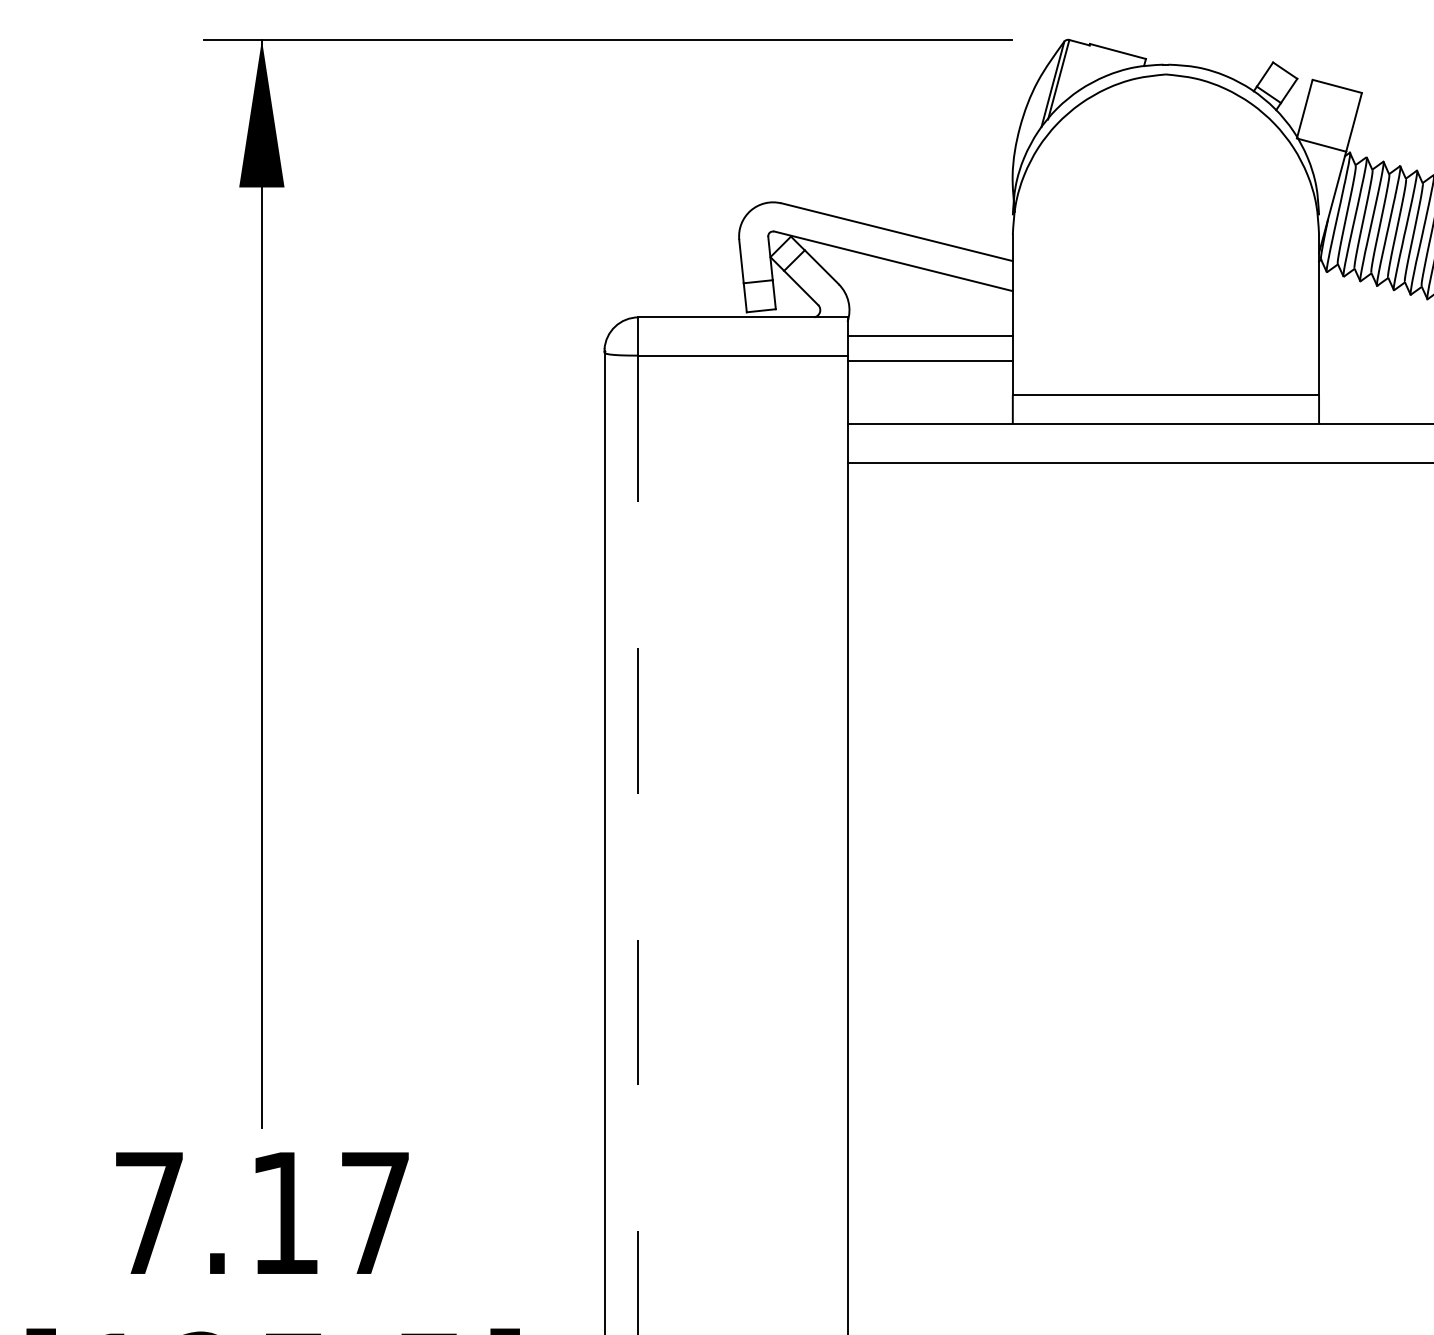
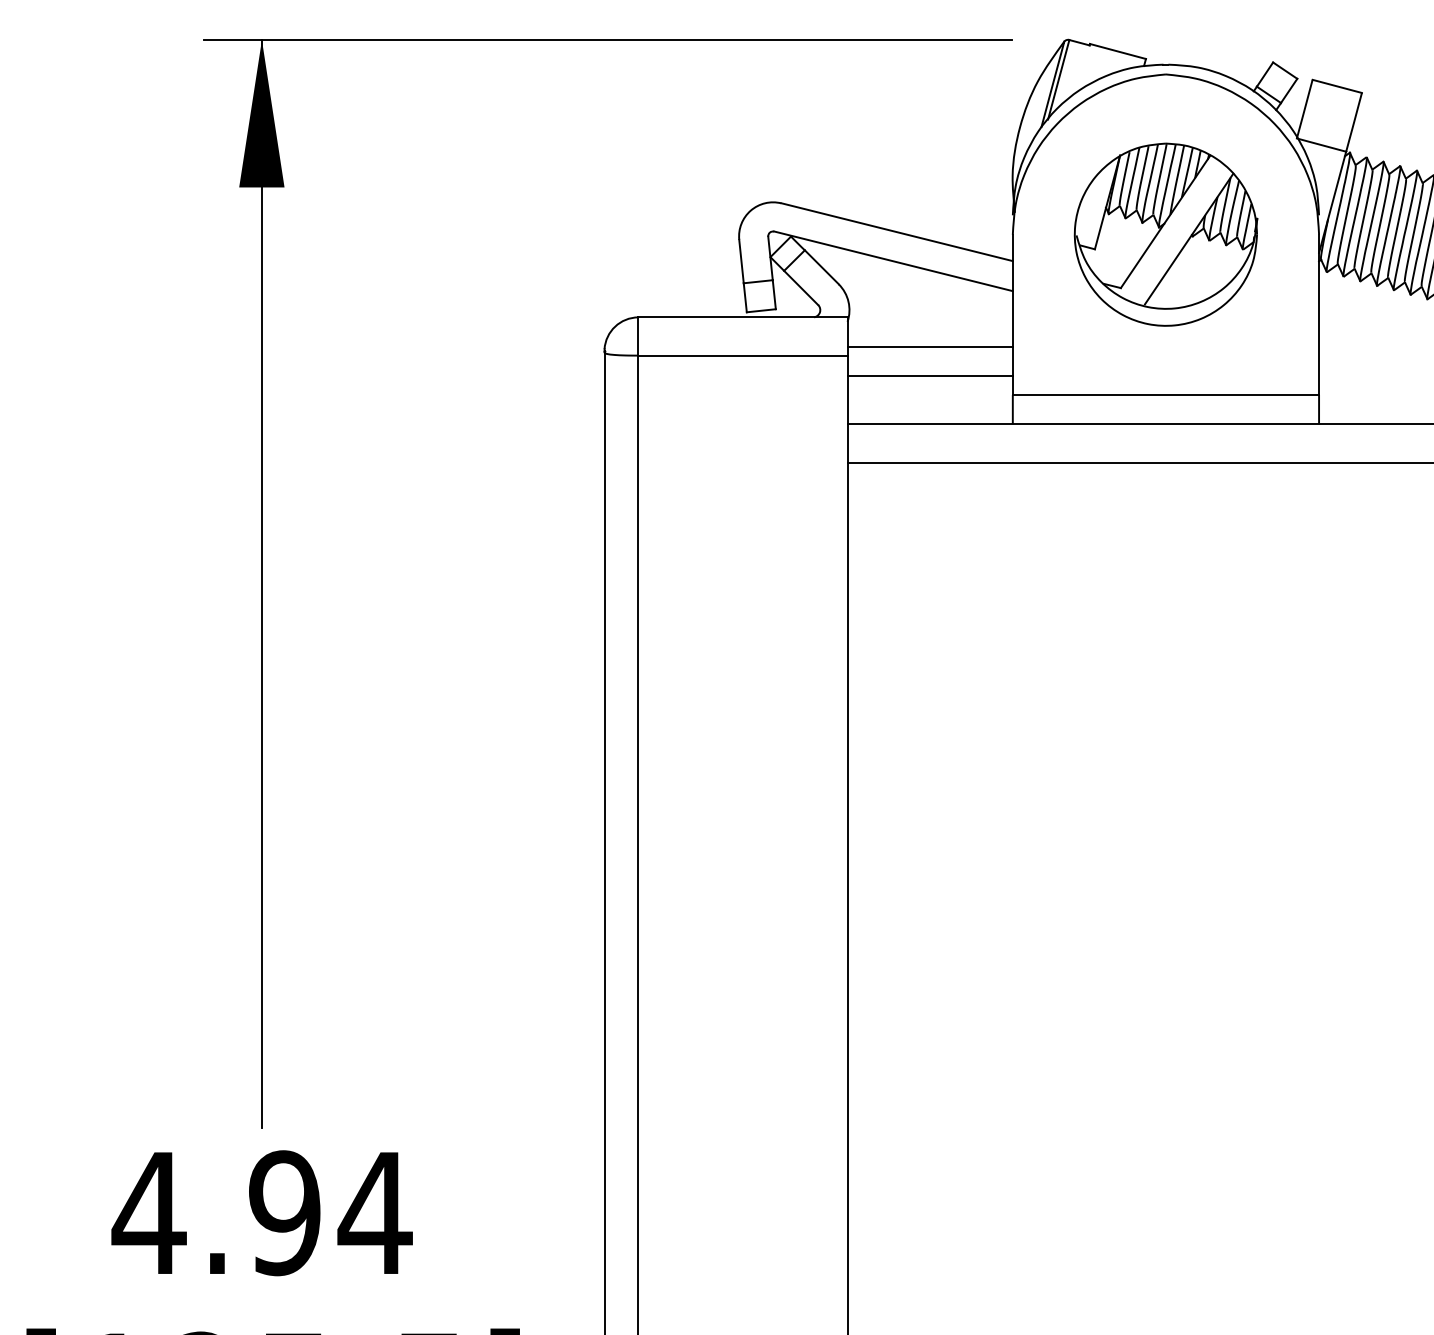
part: none -> present (1165, 234)
line position: (929, 335) -> (929, 346) (929, 346)
line position: (929, 360) -> (929, 375) (929, 375)
line: dashed -> solid (638, 845)
text: 7.17 -> 4.94 (261, 1213)
